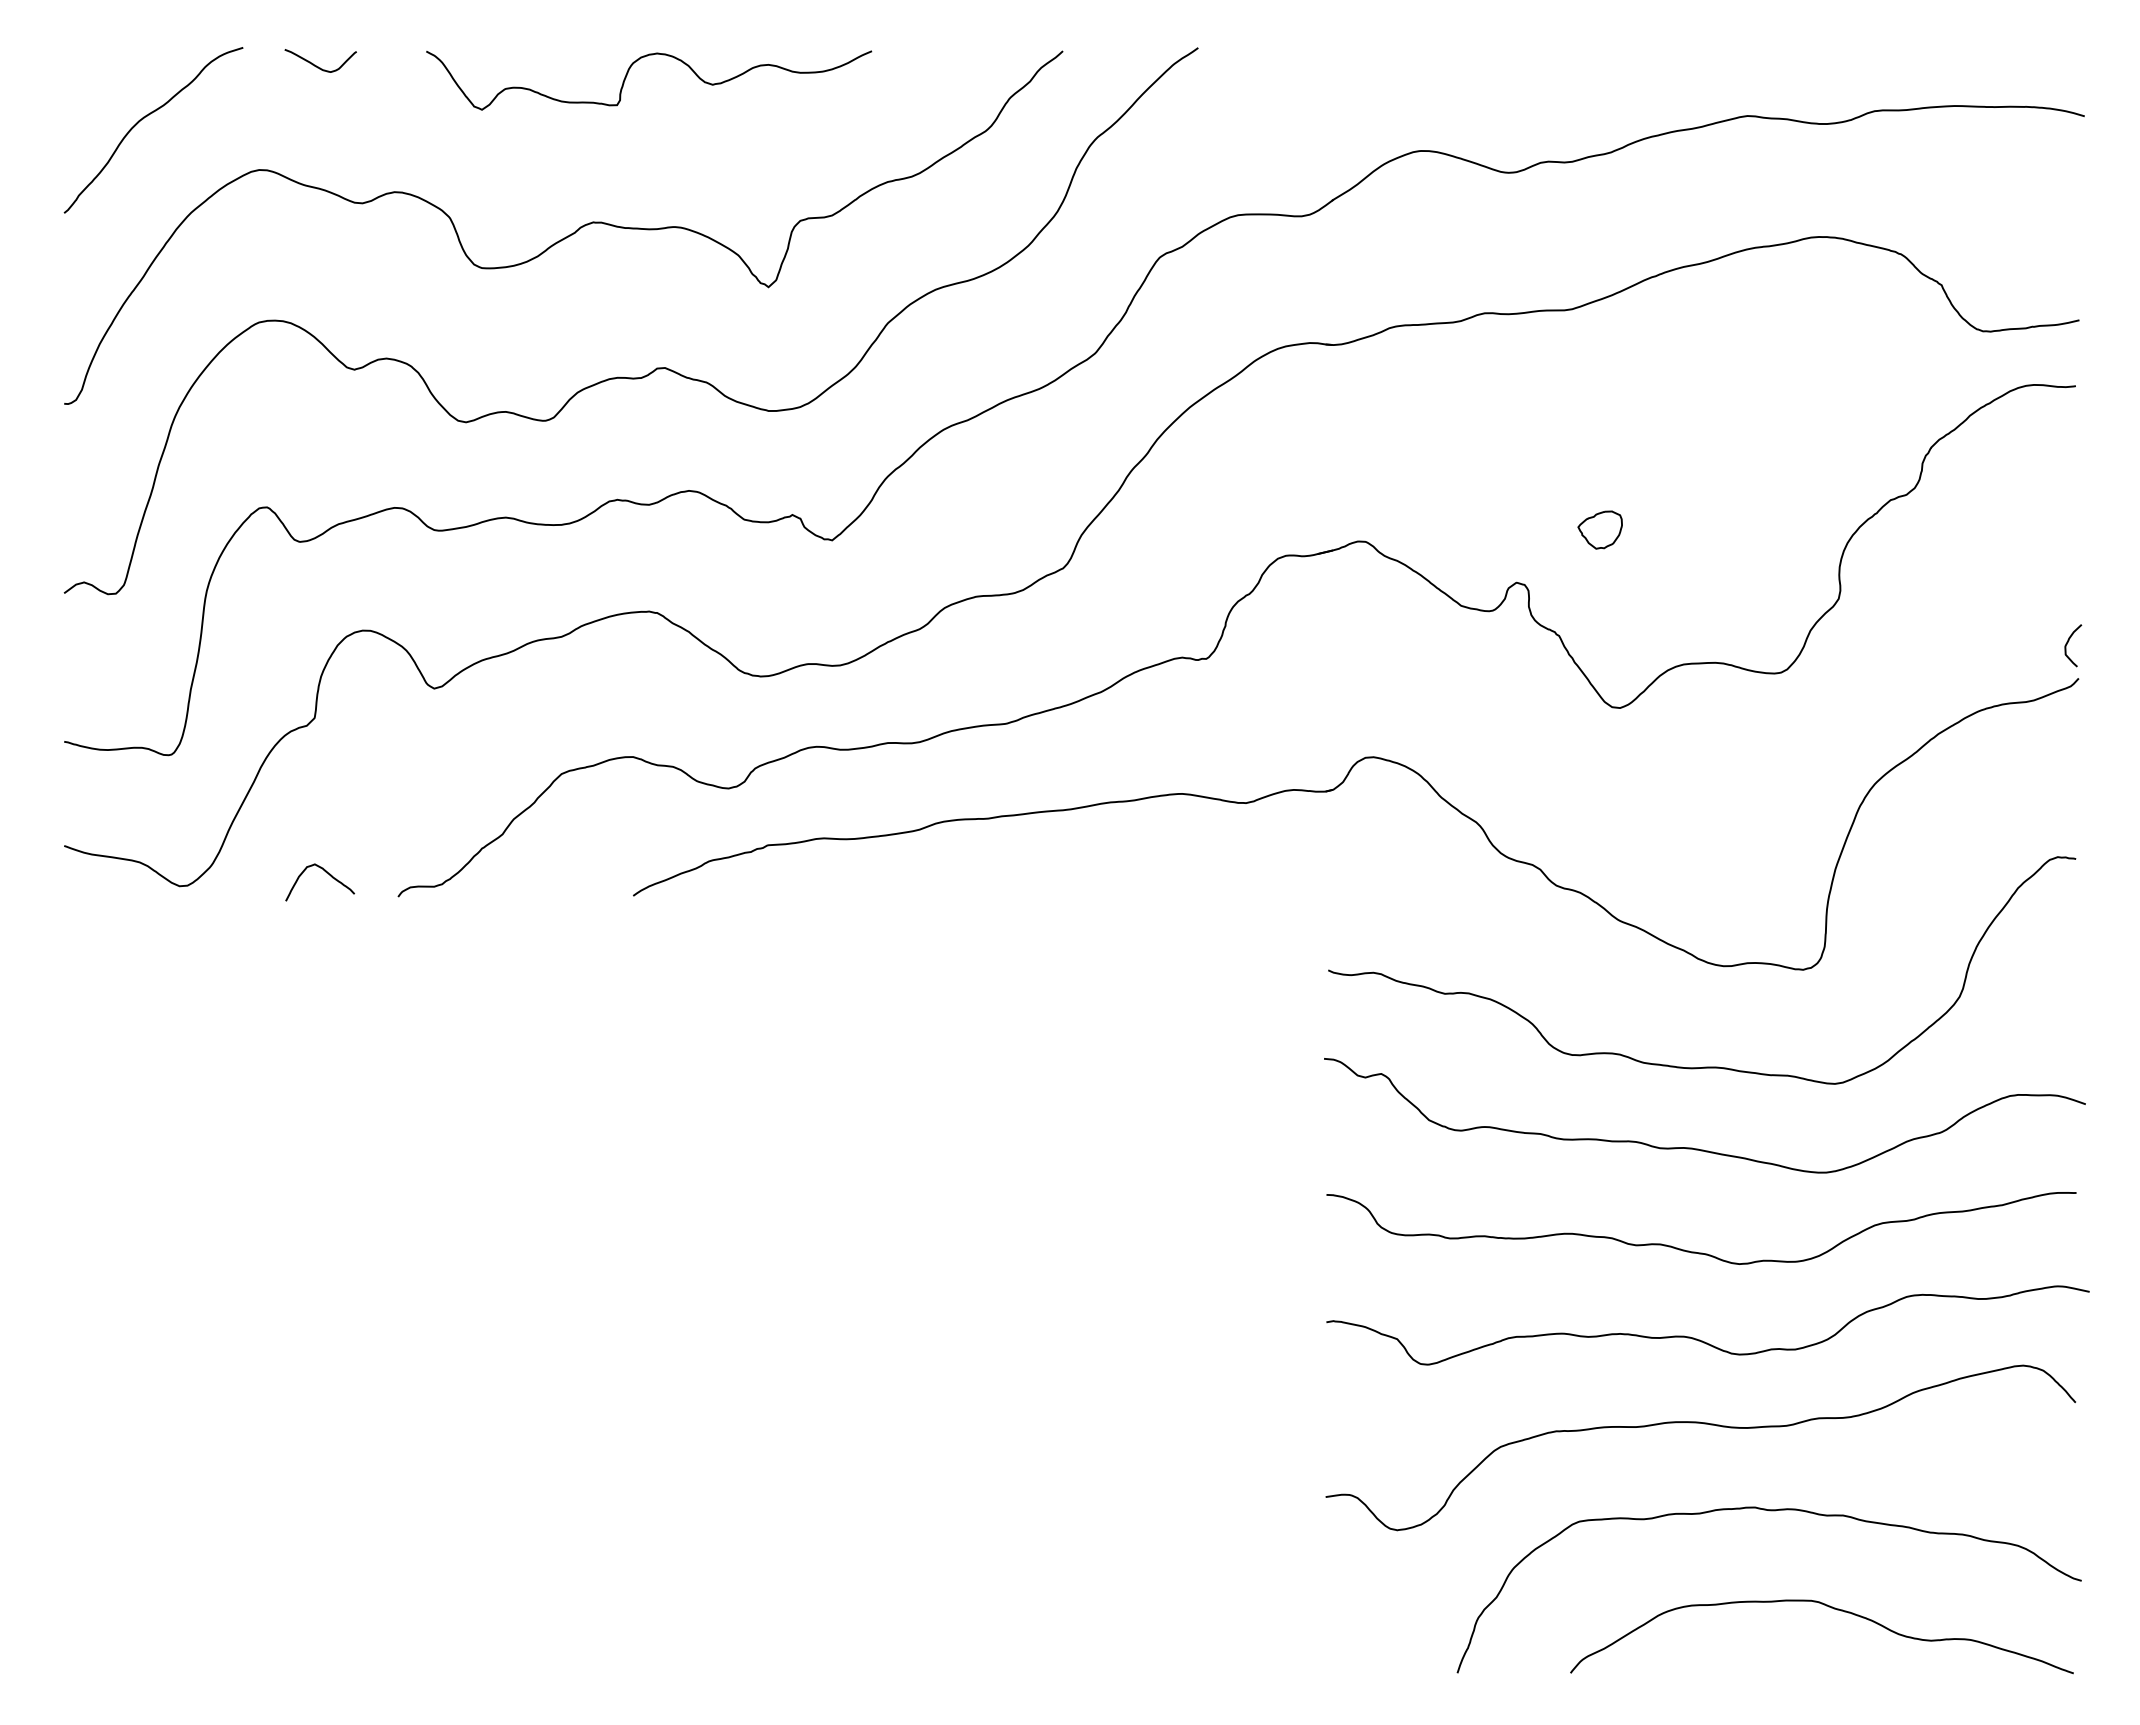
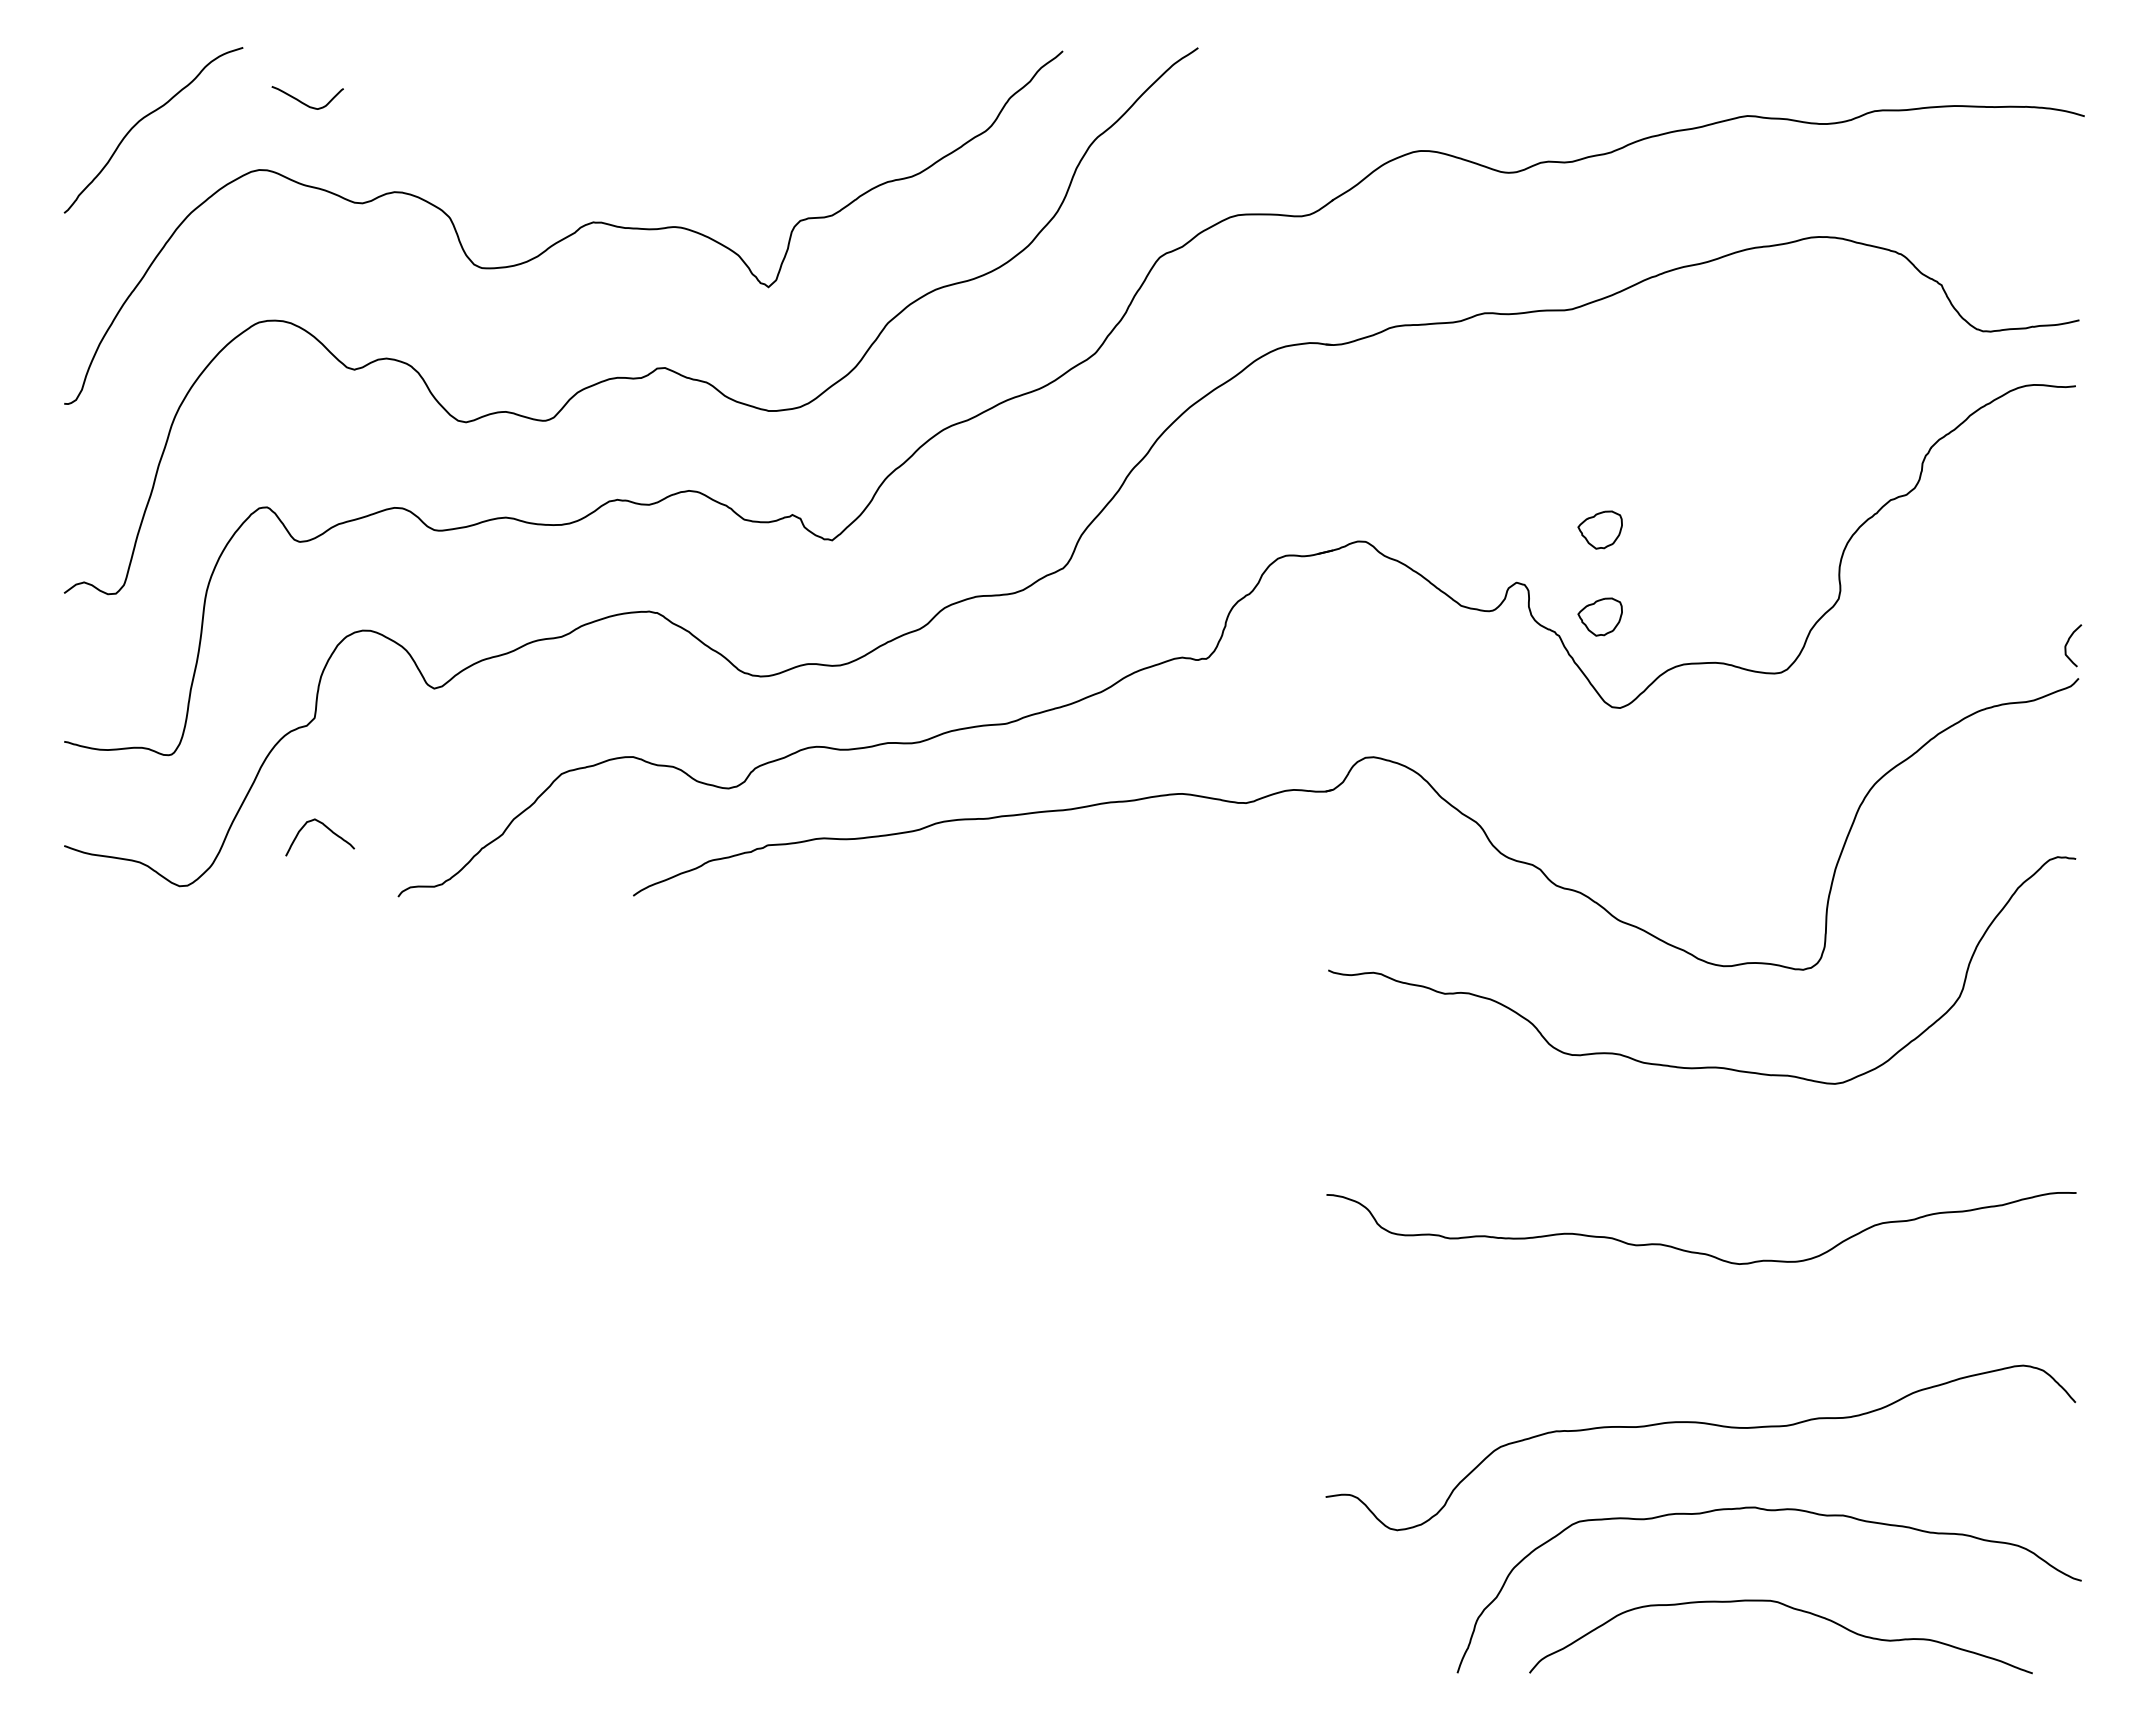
curve position: (318, 66) -> (305, 103) (305, 103)
curve: present -> none (628, 73)
part: none -> present (1599, 616)
curve position: (326, 873) -> (326, 828) (326, 828)
curve: present -> none (1698, 1148)
curve: present -> none (1702, 1340)
curve position: (1831, 1608) -> (1790, 1608) (1790, 1608)
